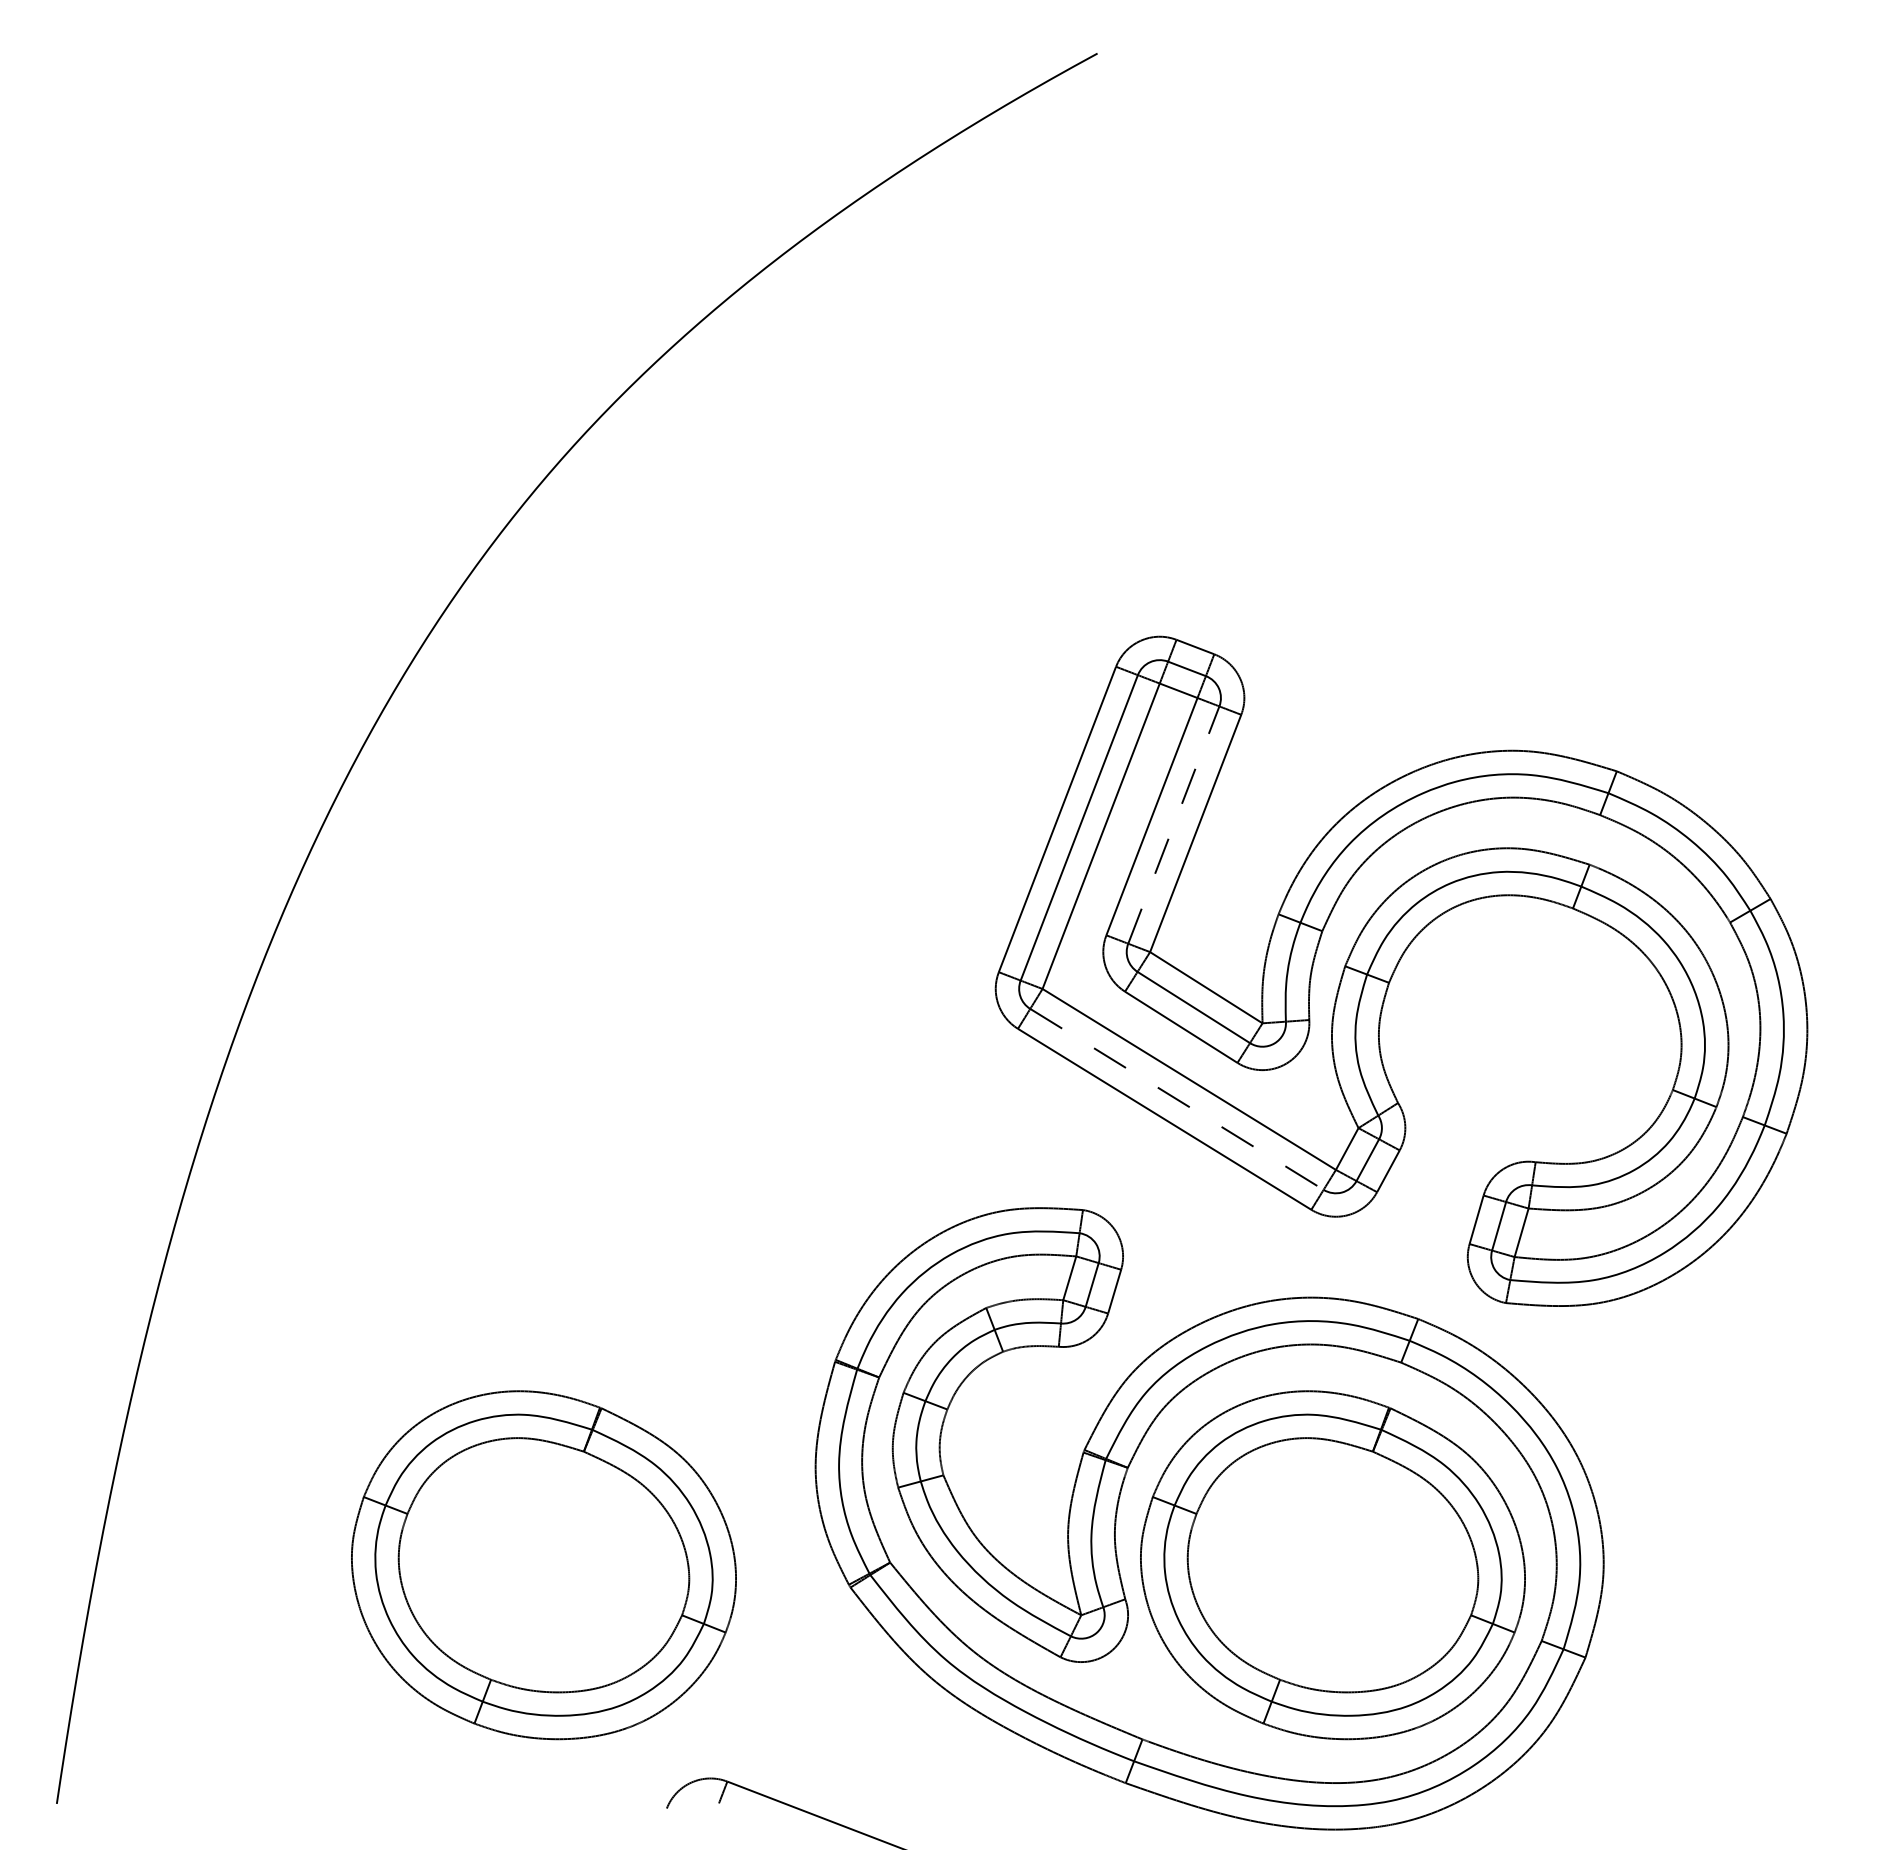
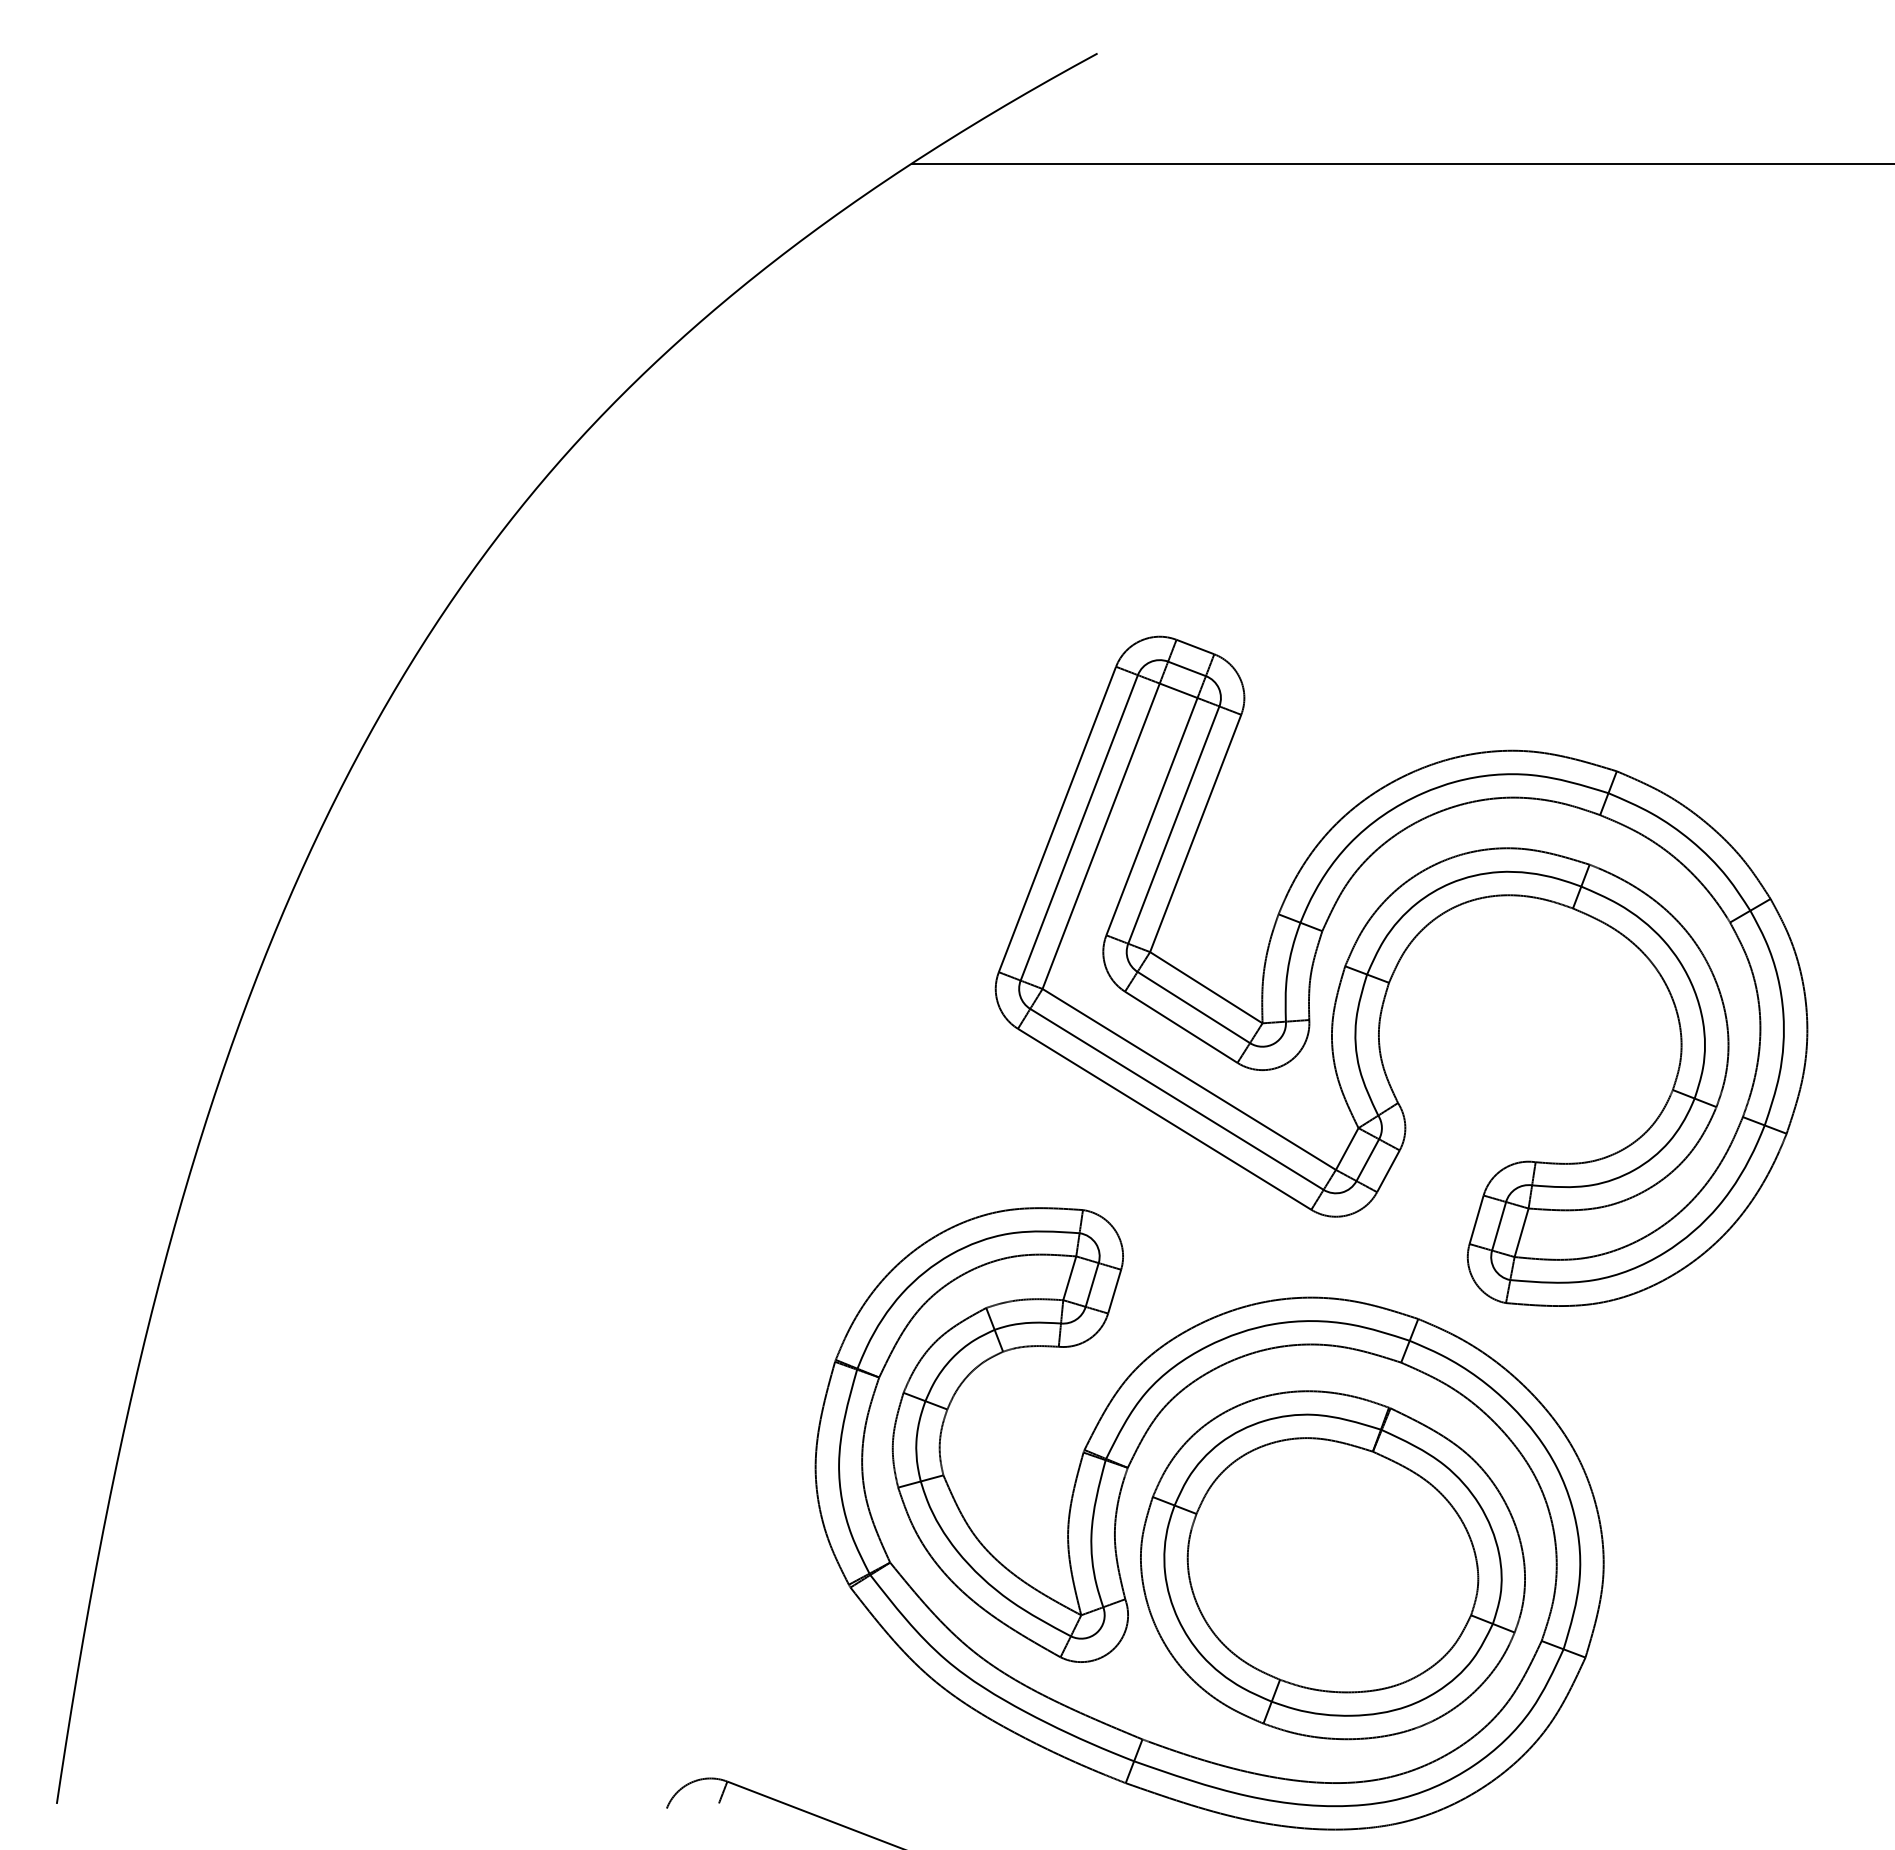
line: none -> present (1401, 163)
line: dashed -> solid (1174, 824)
line: dashed -> solid (1177, 1099)
part: present -> none (543, 1565)
